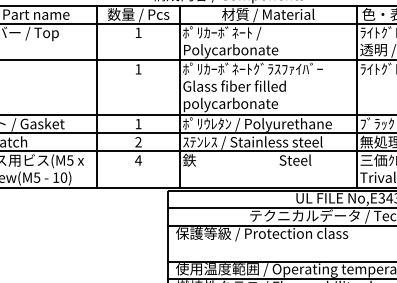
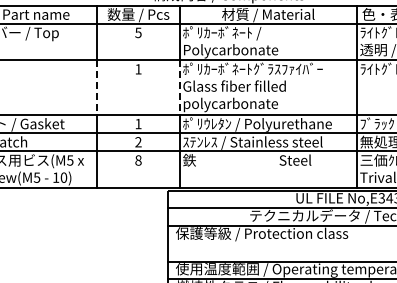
text: 1 -> 5 (138, 32)
line: solid -> dashed (97, 88)
line: solid -> dashed (179, 88)
text: 4 -> 8 (138, 160)
